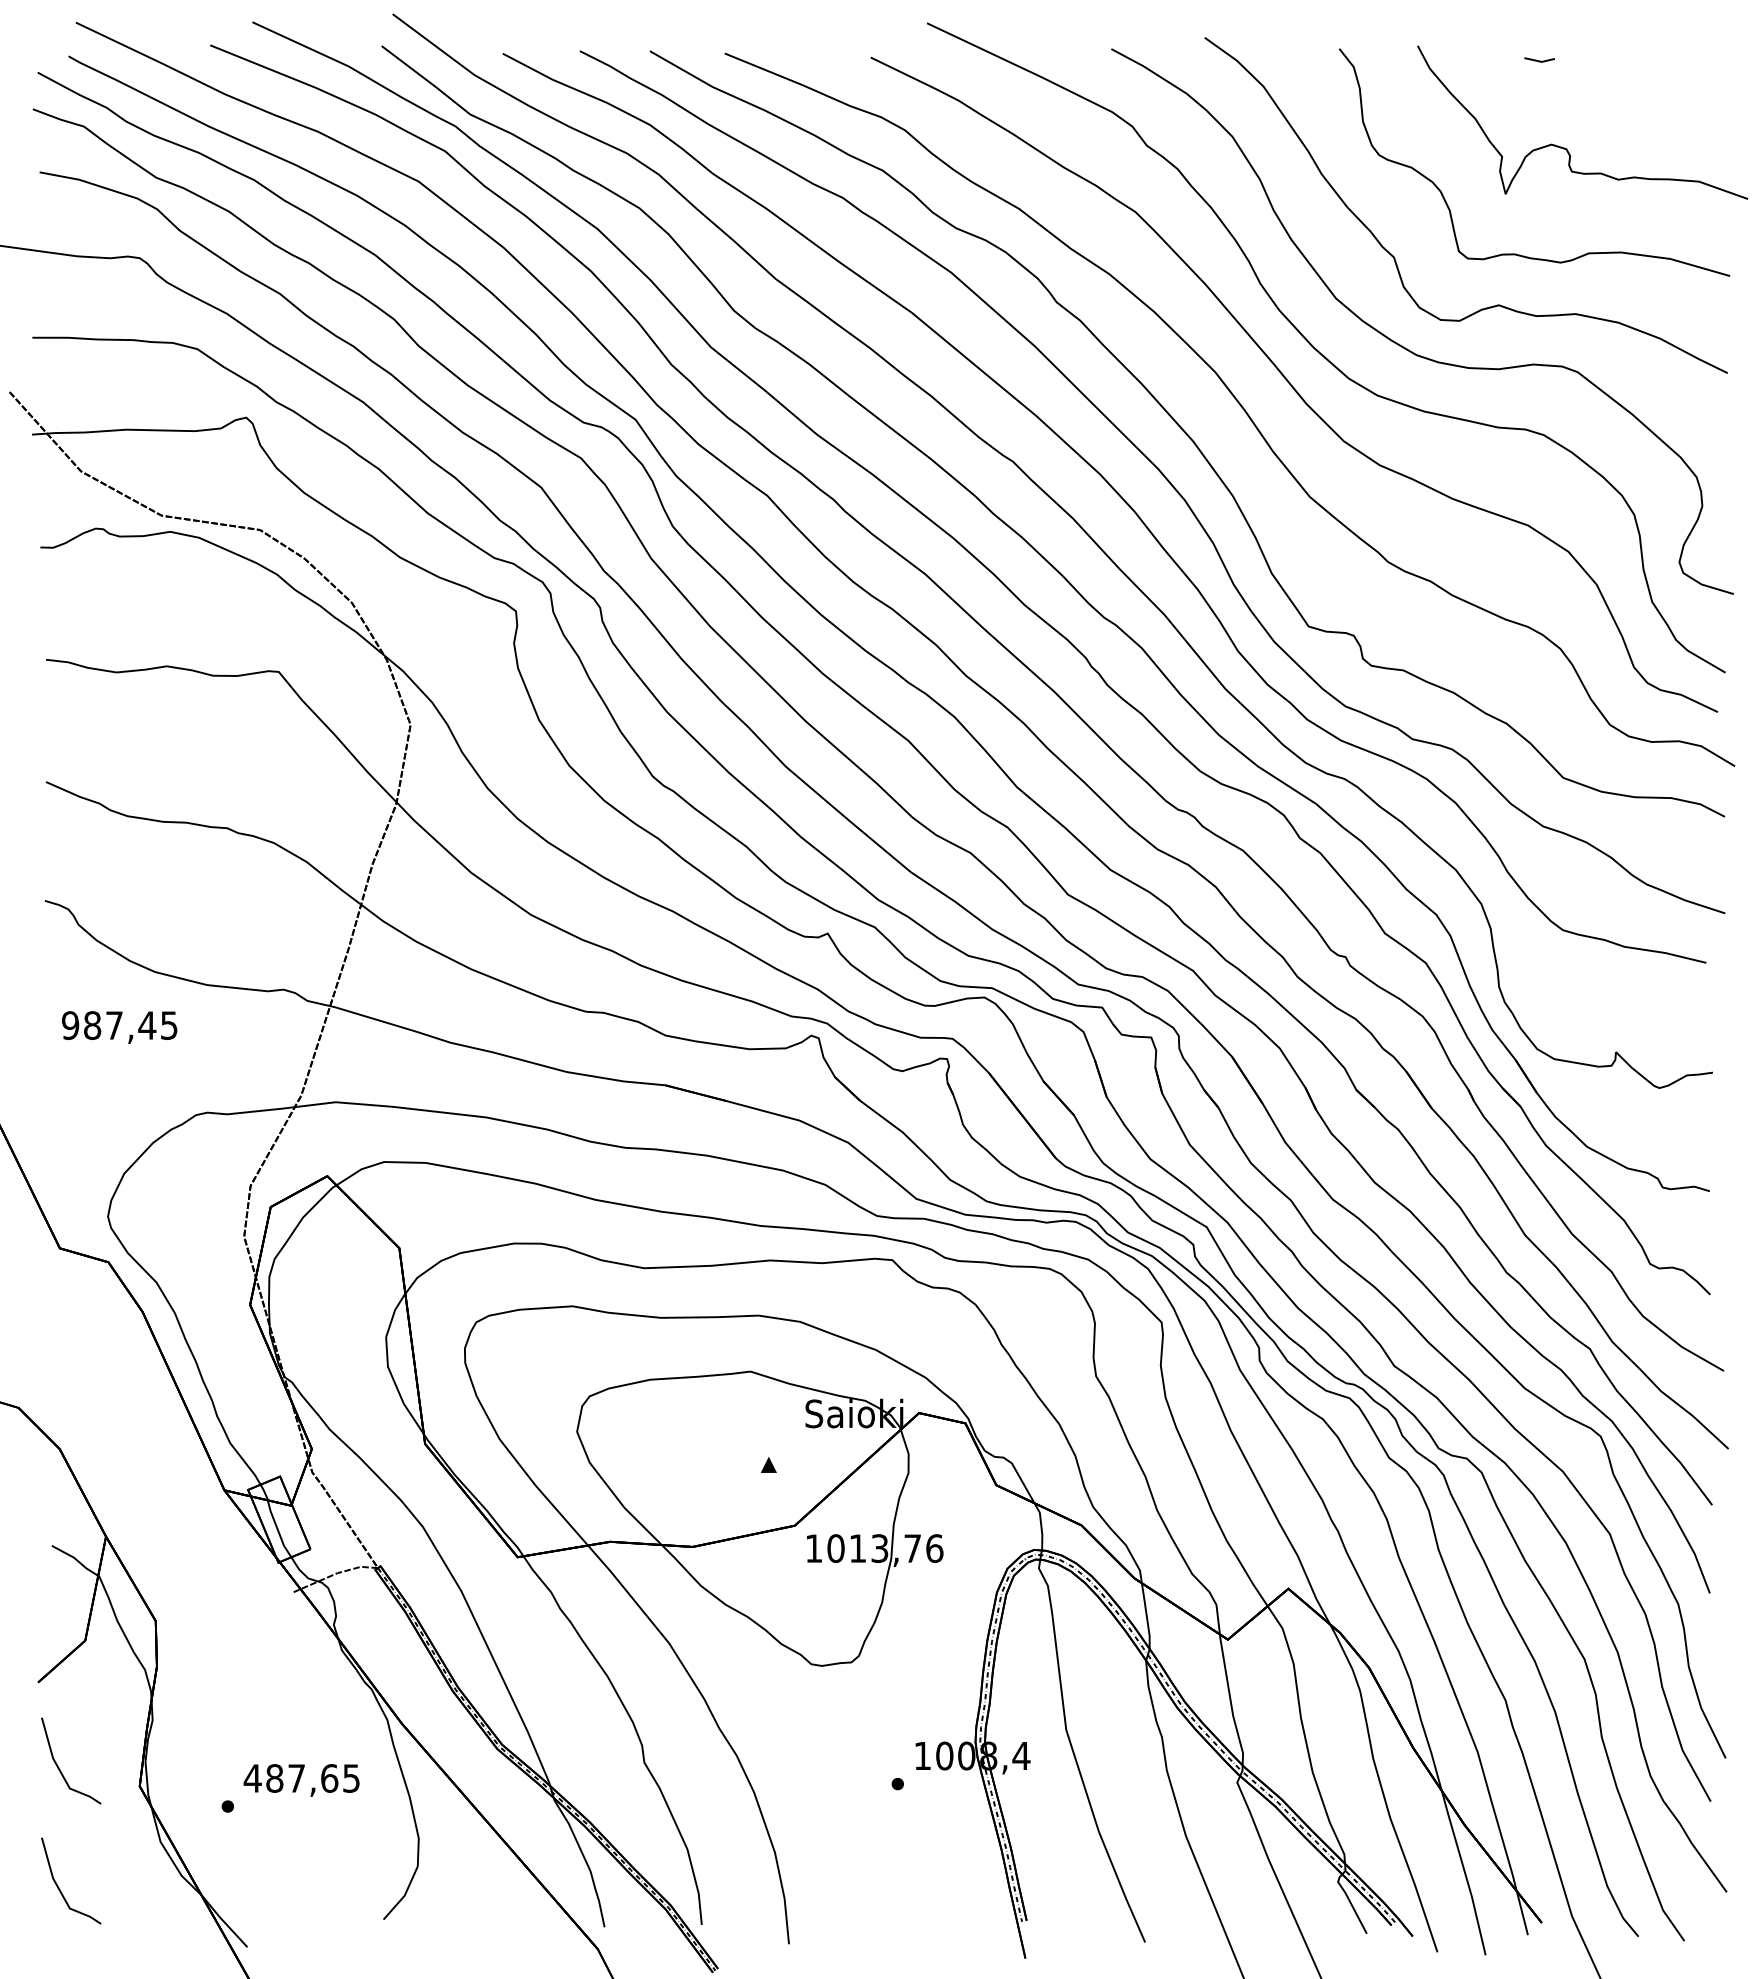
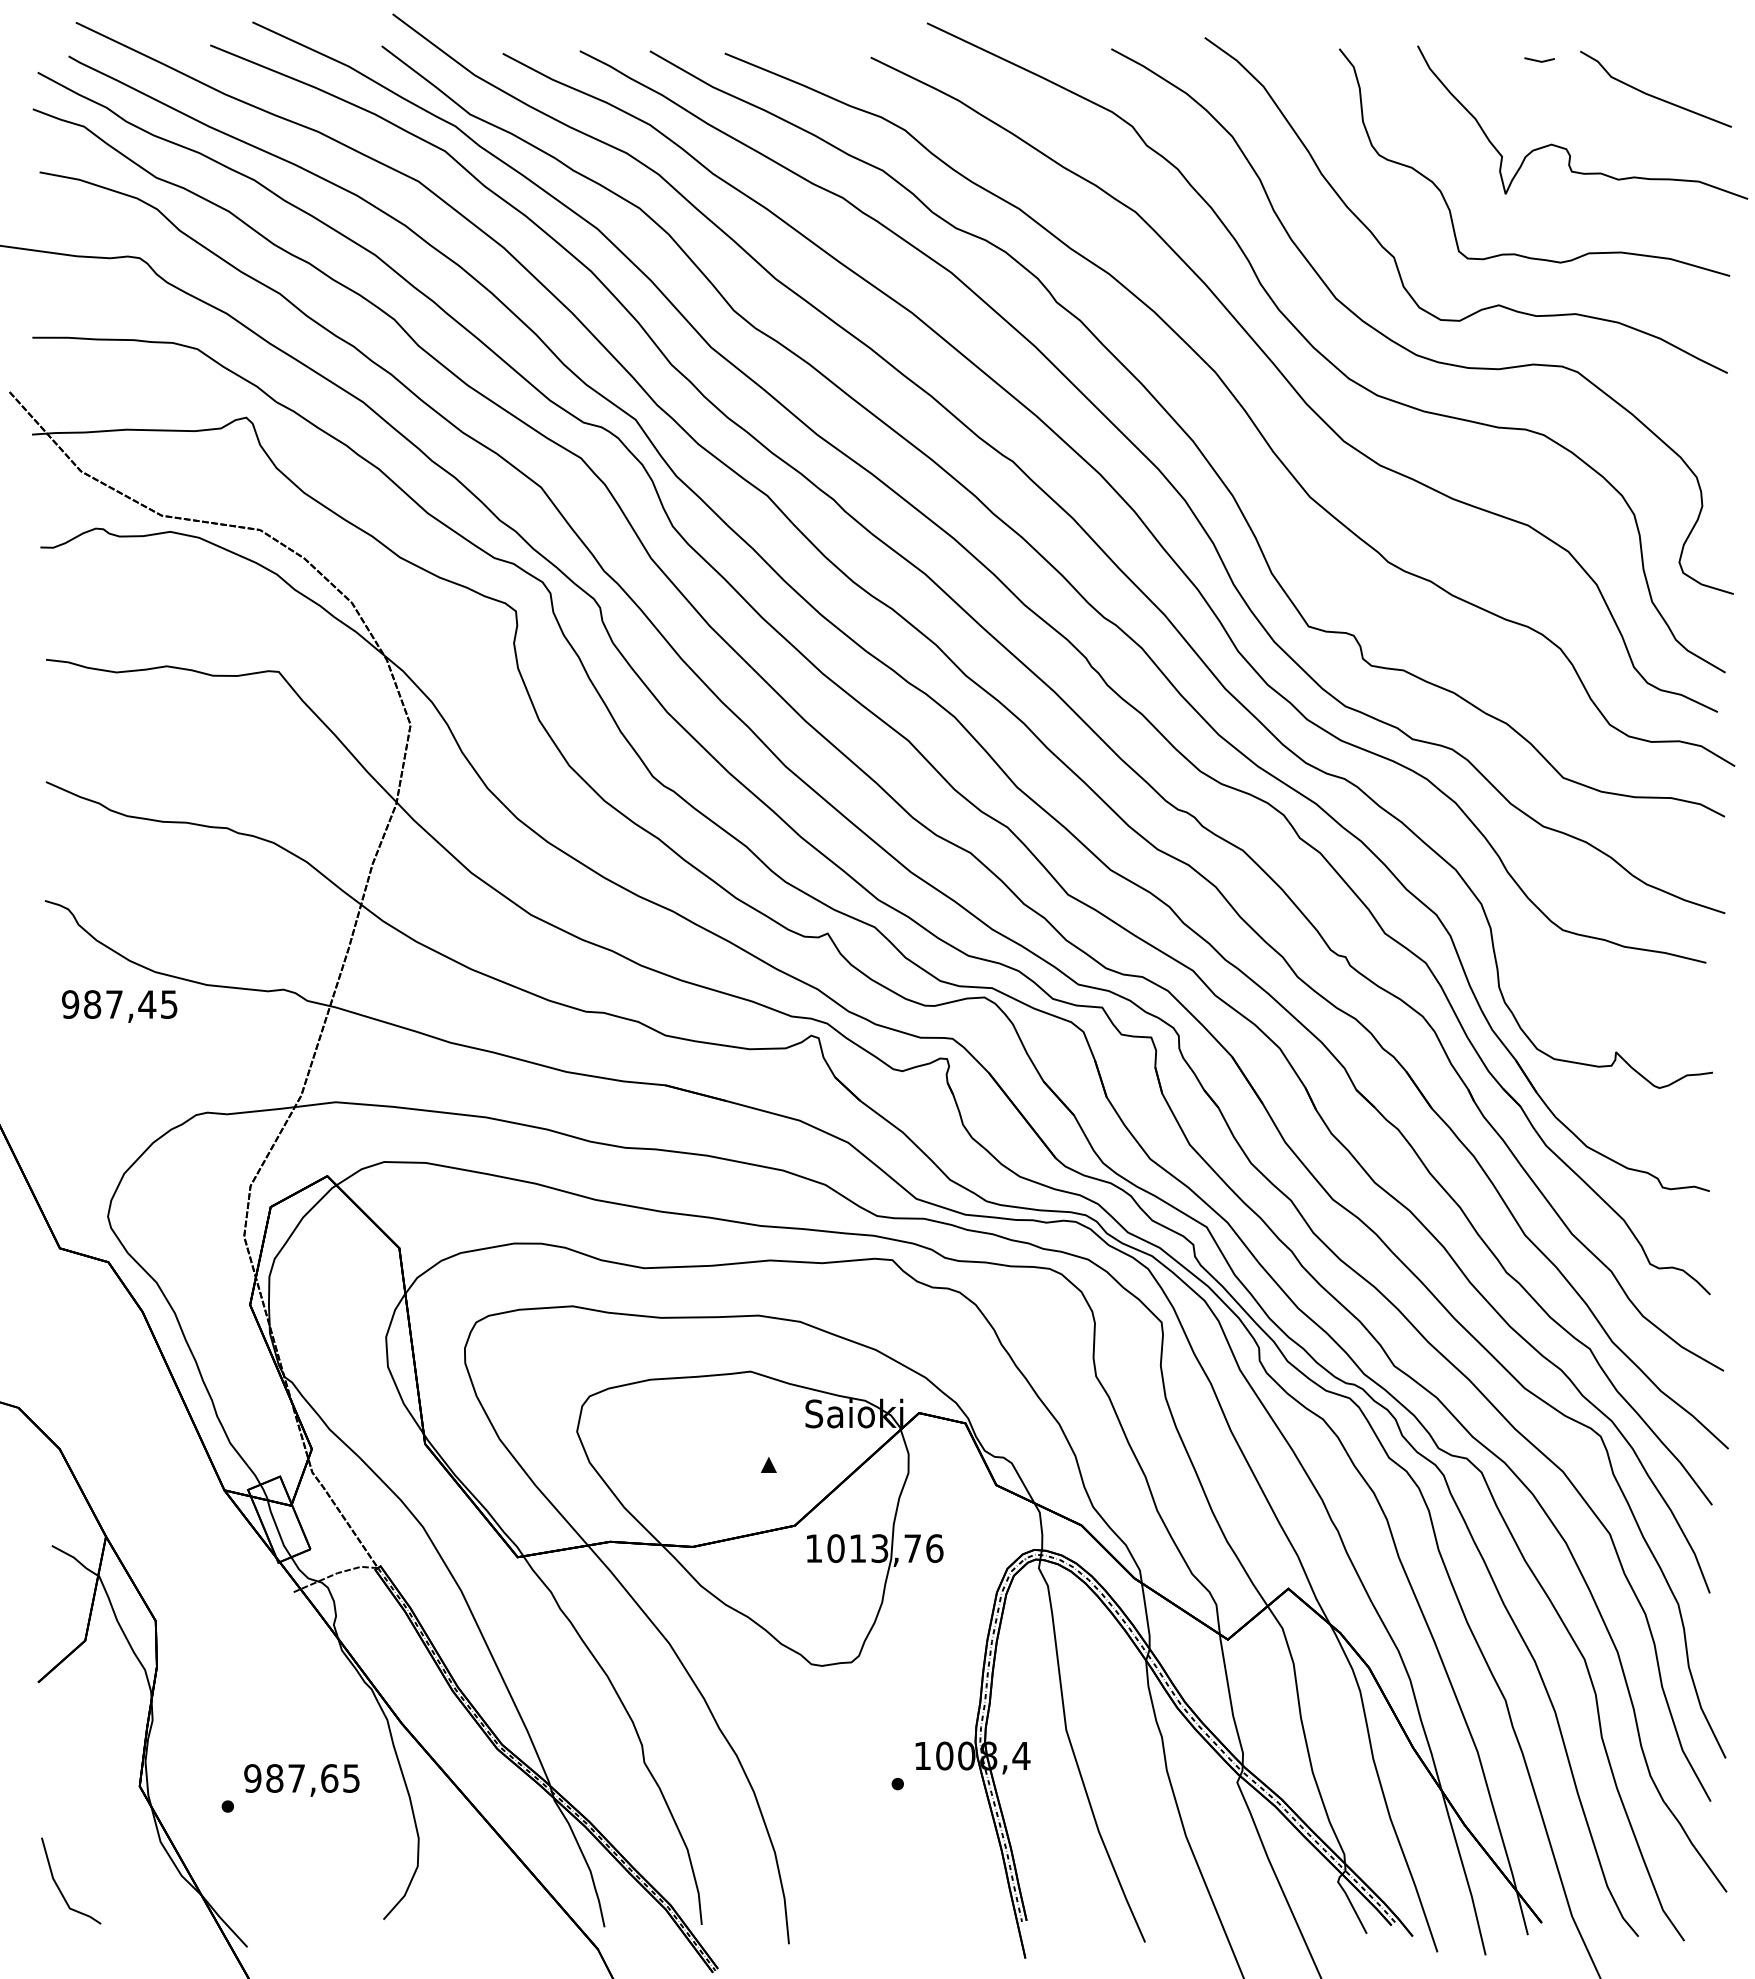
line: none -> present (1651, 94)
text position: (119, 1027) -> (119, 1006) (119, 1006)
line: present -> none (59, 1767)
text: 487,65 -> 987,65 (252, 1778)
